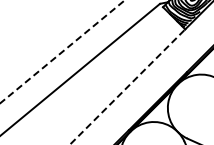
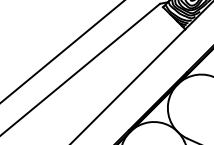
line: dashed -> solid (62, 51)
line: dashed -> solid (127, 87)
